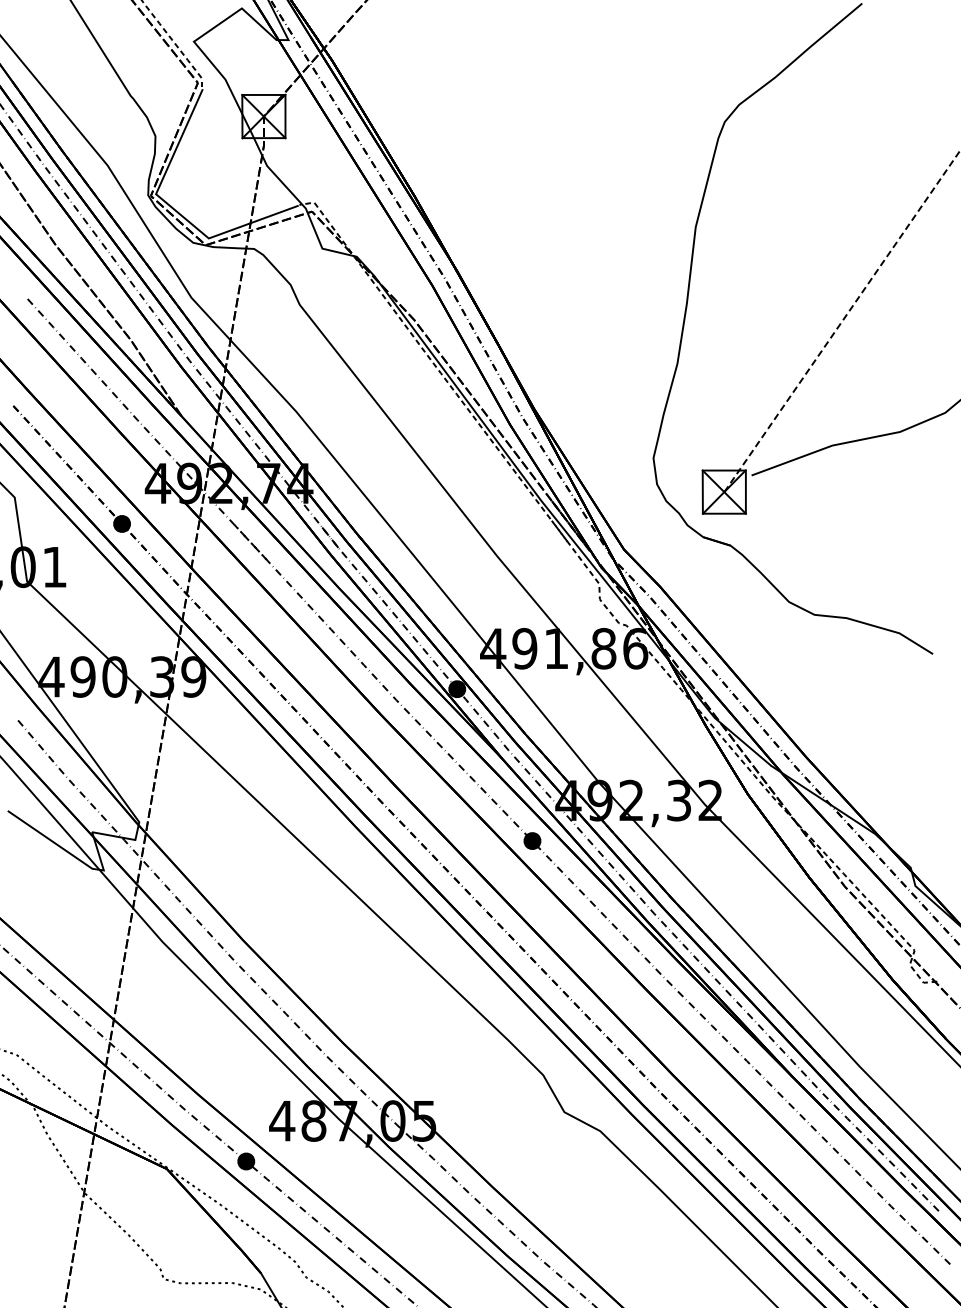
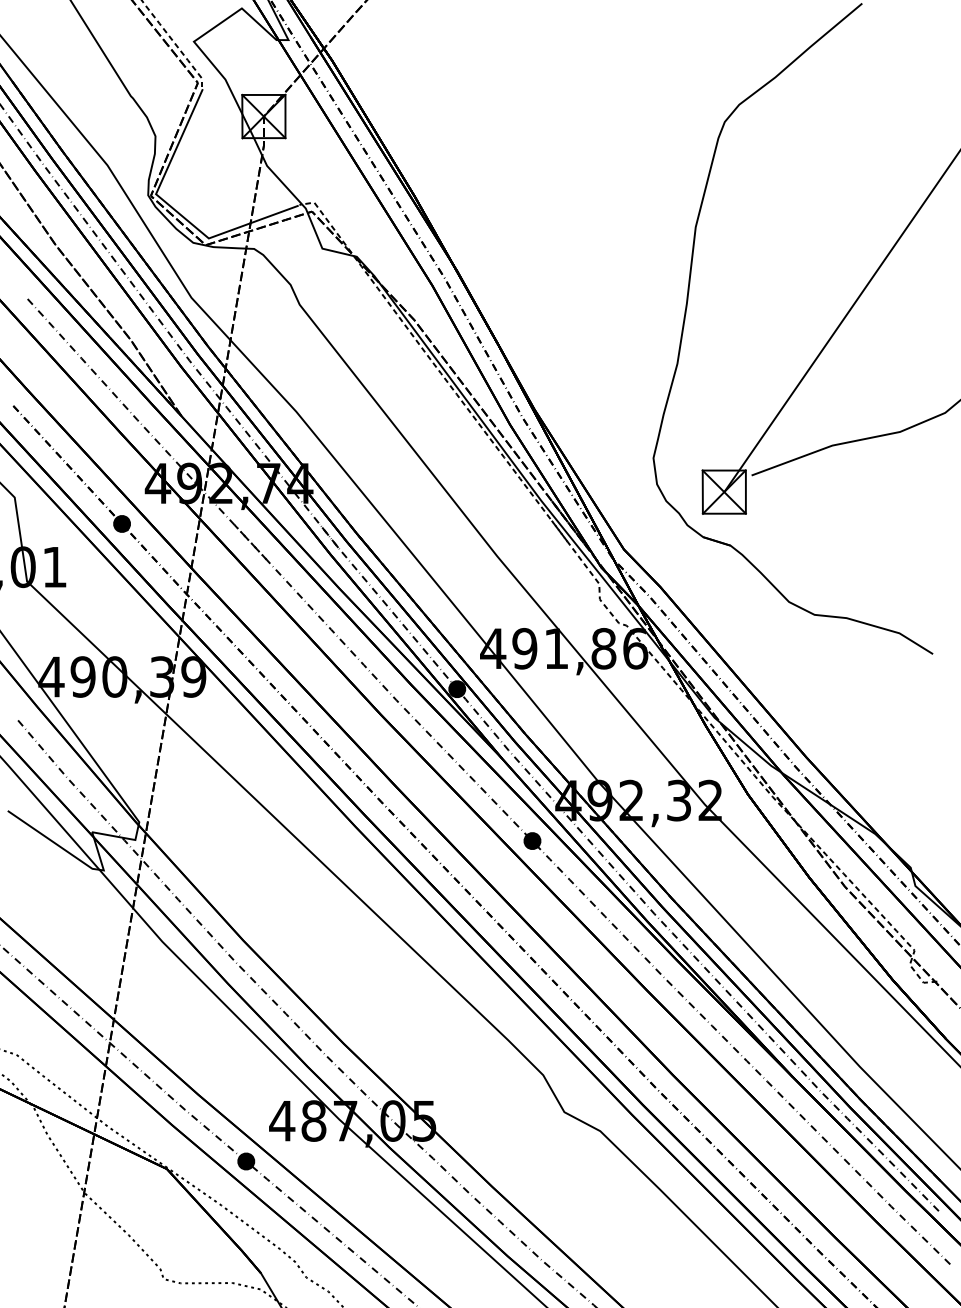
line: dashed -> solid (842, 321)
